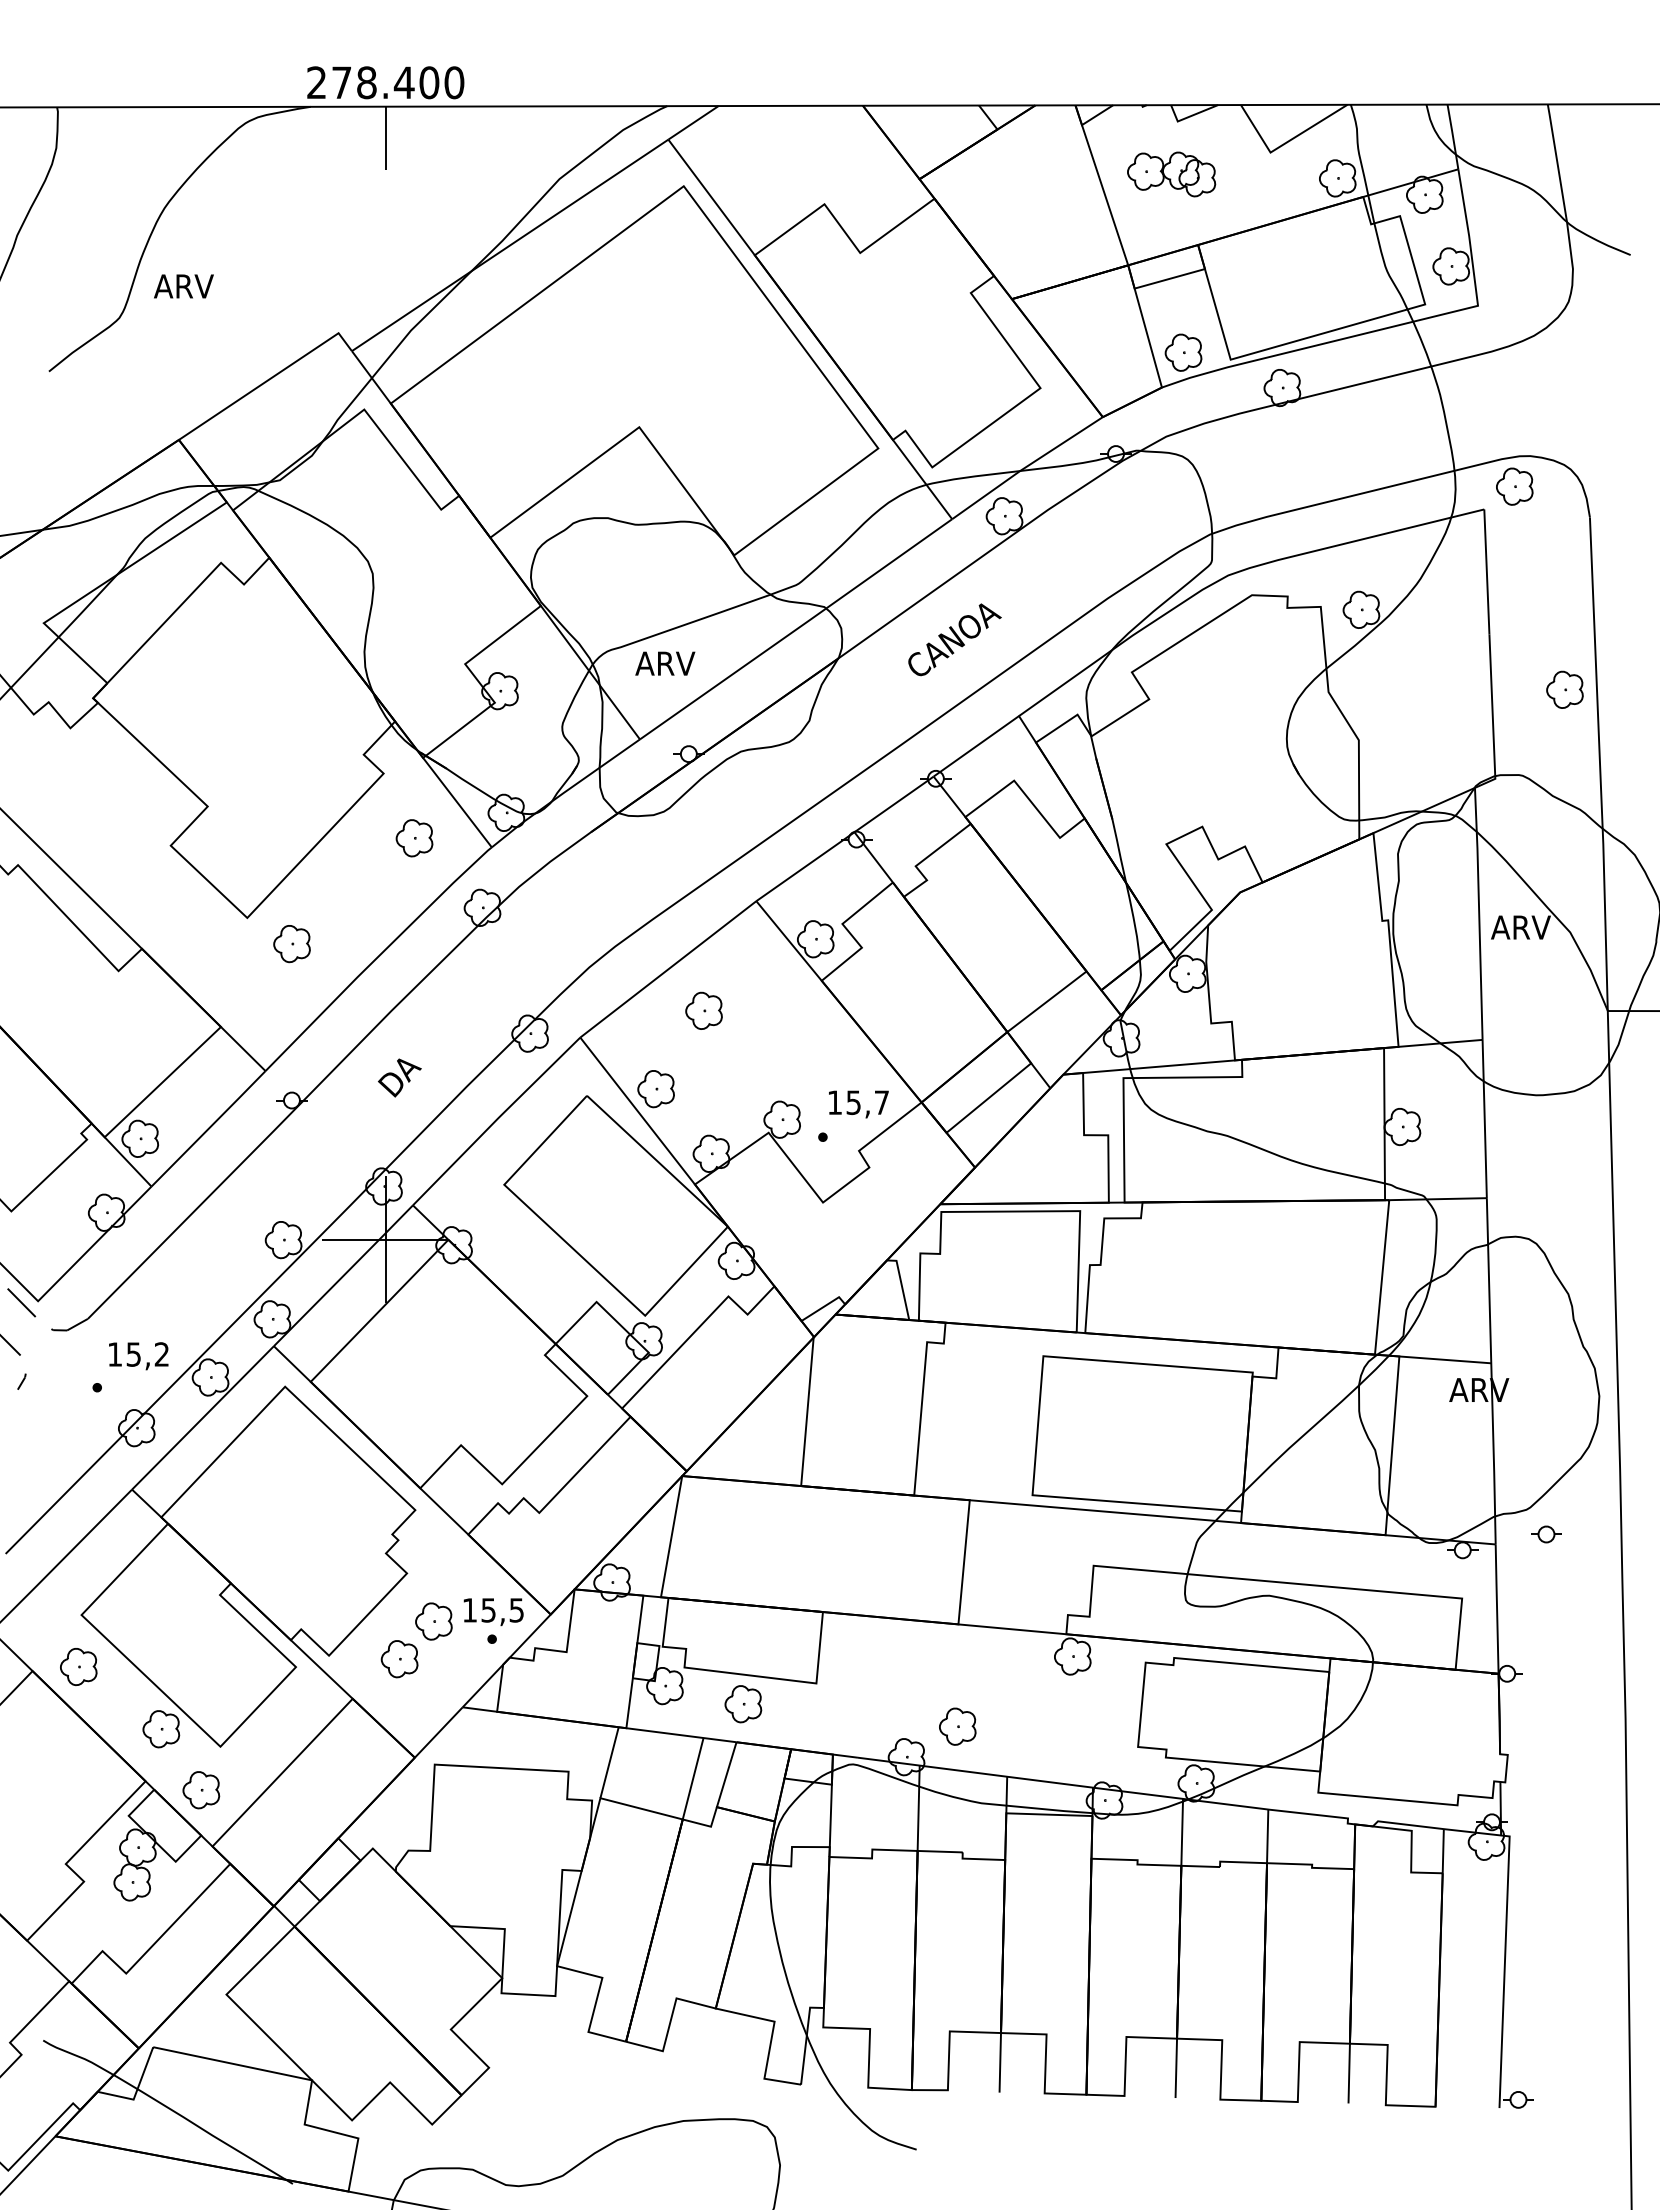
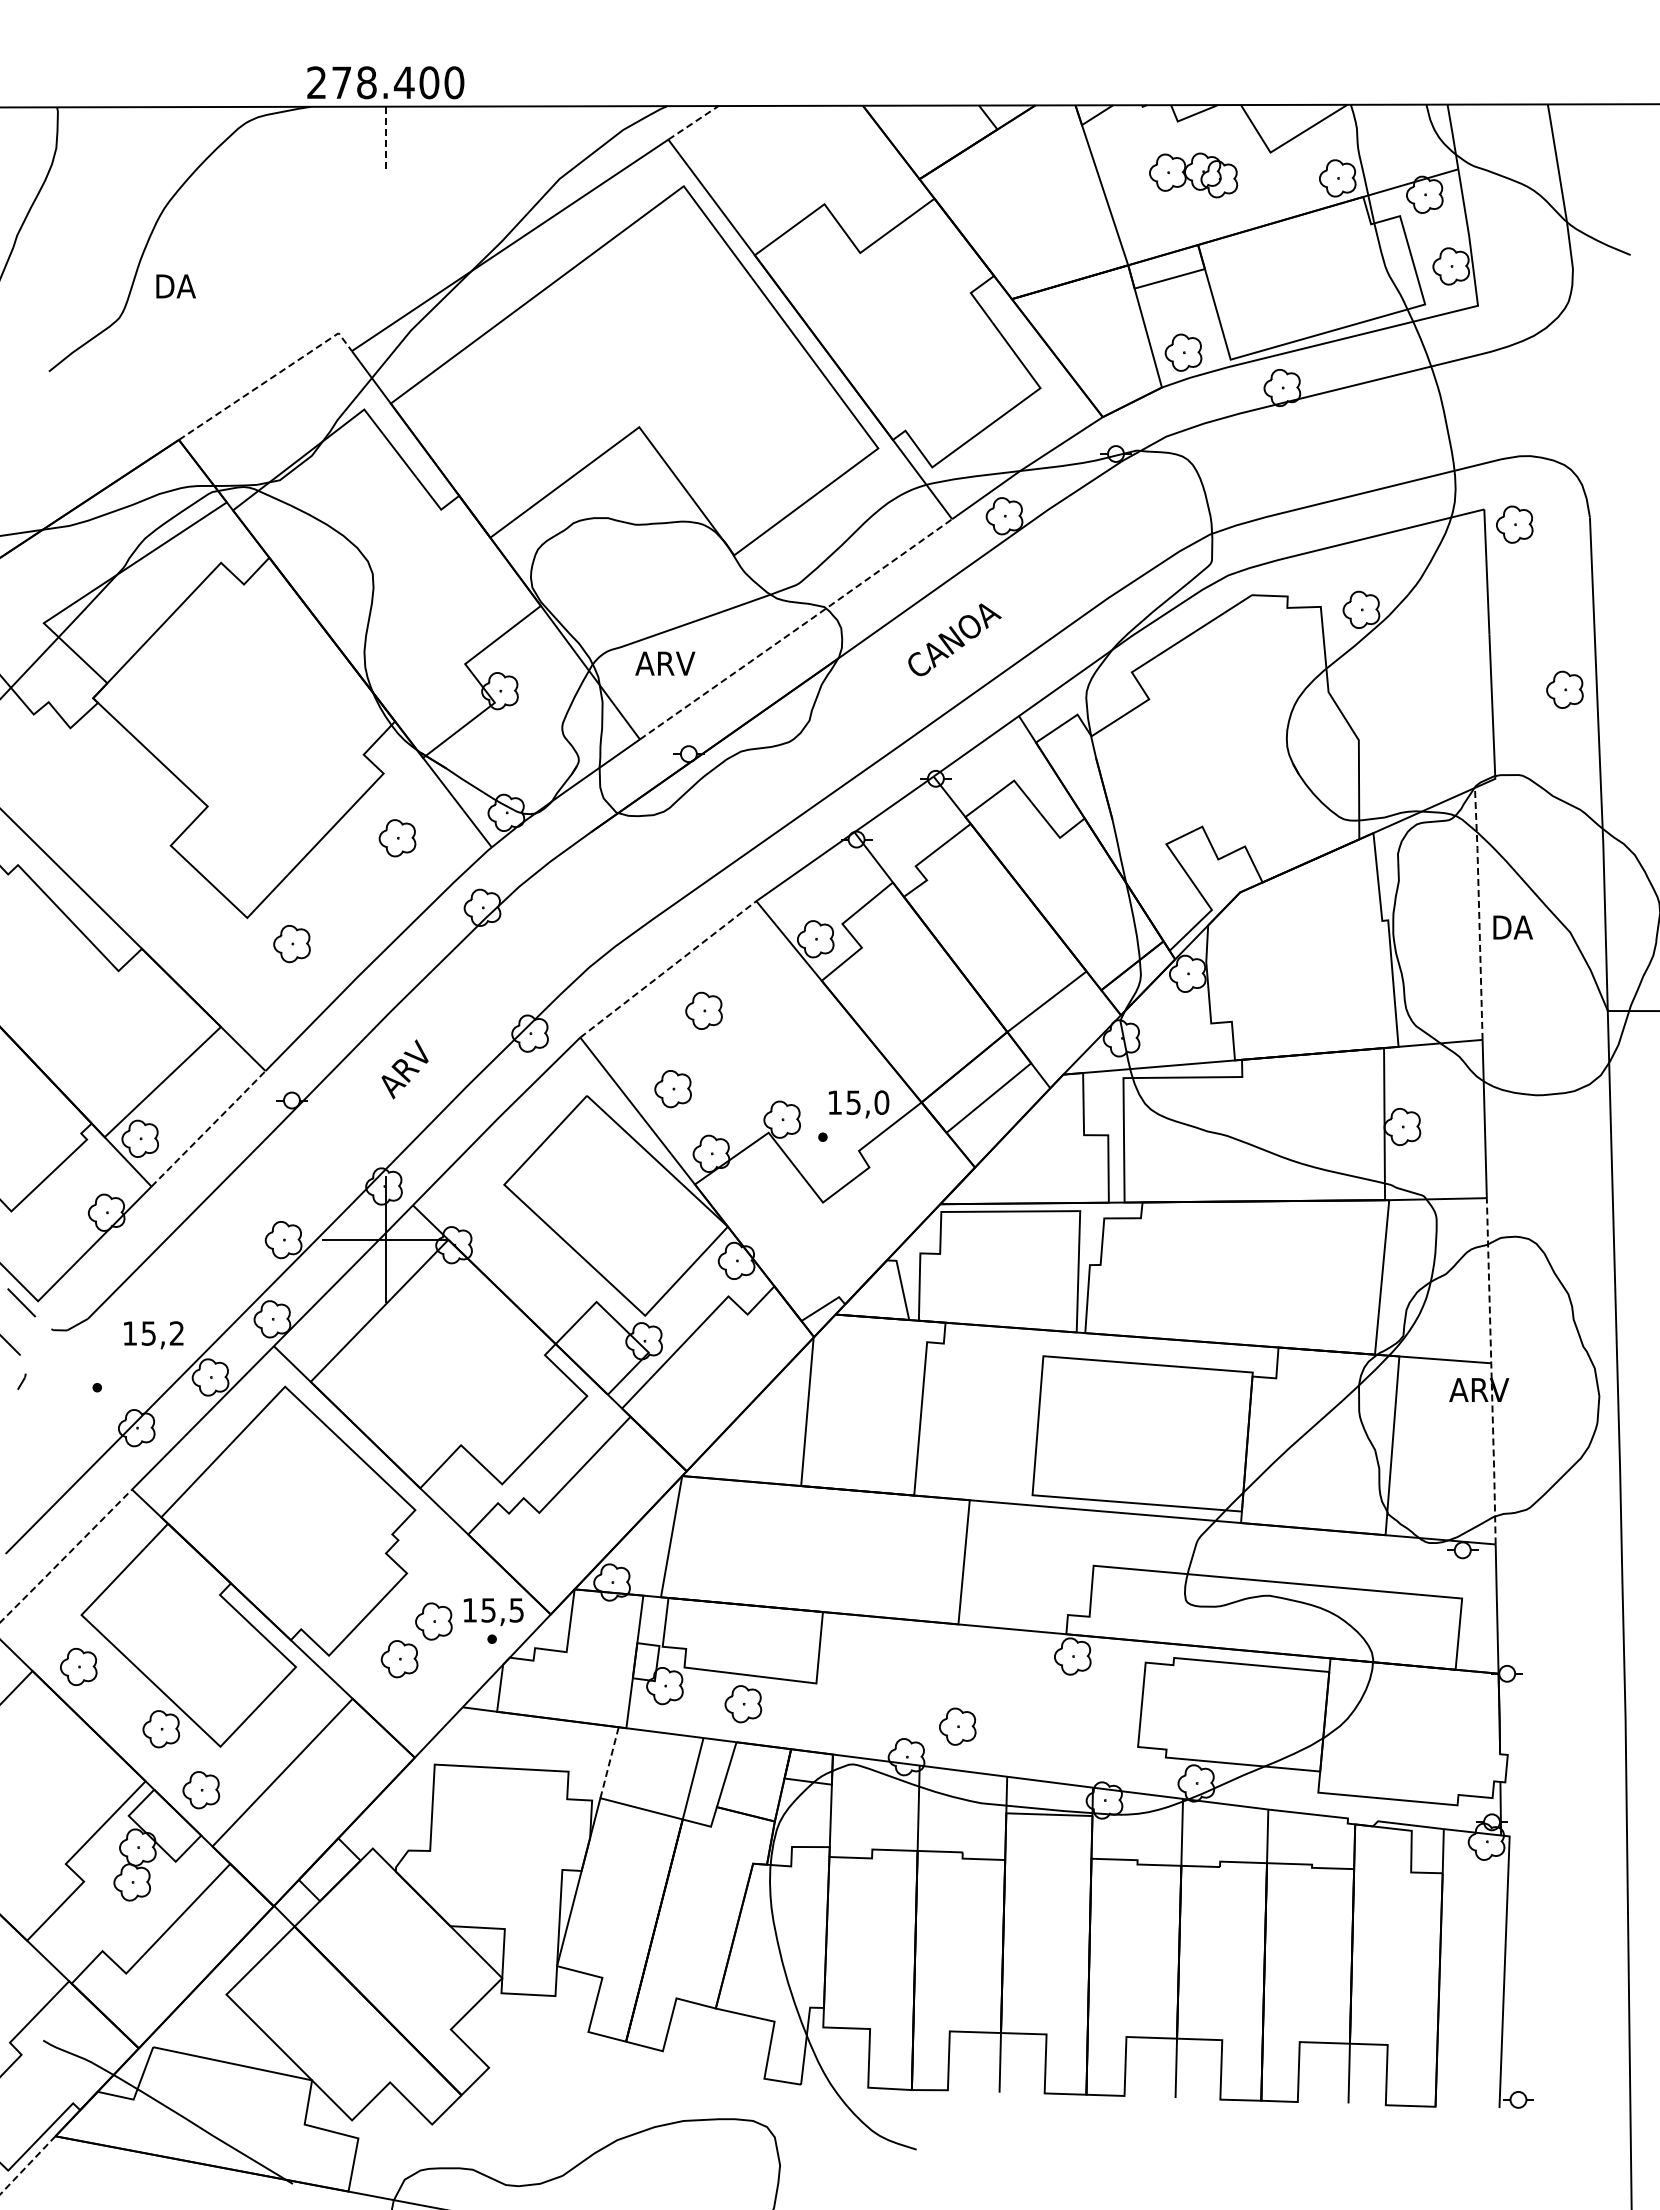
line: solid -> dashed (693, 122)
line: solid -> dashed (385, 138)
part position: (1171, 174) -> (1193, 175) (1193, 175)
text: ARV -> DA (183, 286)
line: solid -> dashed (269, 379)
part position: (1514, 486) -> (1514, 524) (1514, 524)
line: solid -> dashed (797, 629)
part position: (414, 838) -> (397, 838) (397, 838)
line: solid -> dashed (1479, 913)
text: ARV -> DA (1520, 927)
line: solid -> dashed (668, 969)
text: DA -> ARV (402, 1069)
part position: (655, 1089) -> (672, 1089) (672, 1089)
text: 15,7 -> 15,0 (881, 1102)
line: solid -> dashed (208, 1128)
text position: (138, 1356) -> (153, 1335) (153, 1335)
line: solid -> dashed (1491, 1371)
part: present -> none (1546, 1534)
line: solid -> dashed (66, 1556)
line: solid -> dashed (609, 1762)
line: solid -> dashed (27, 2165)
